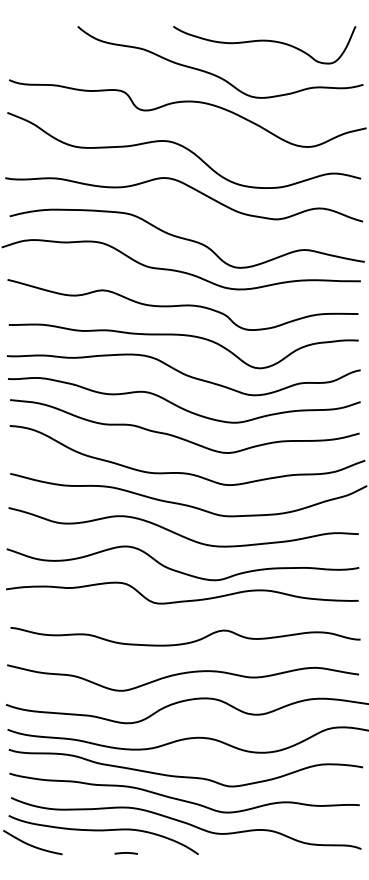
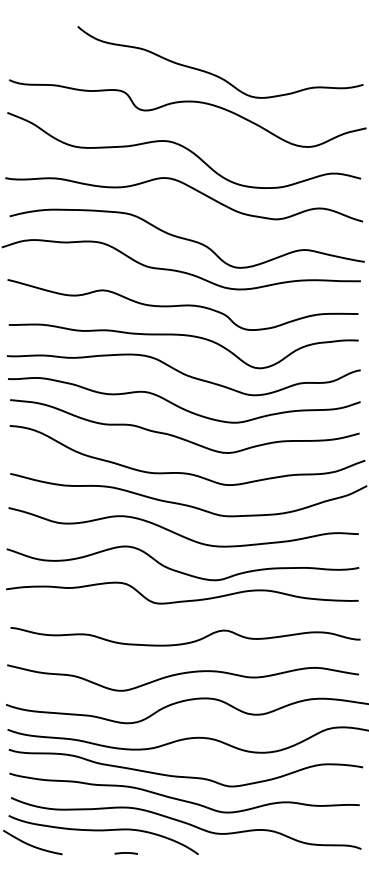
curve: present -> none (264, 41)
